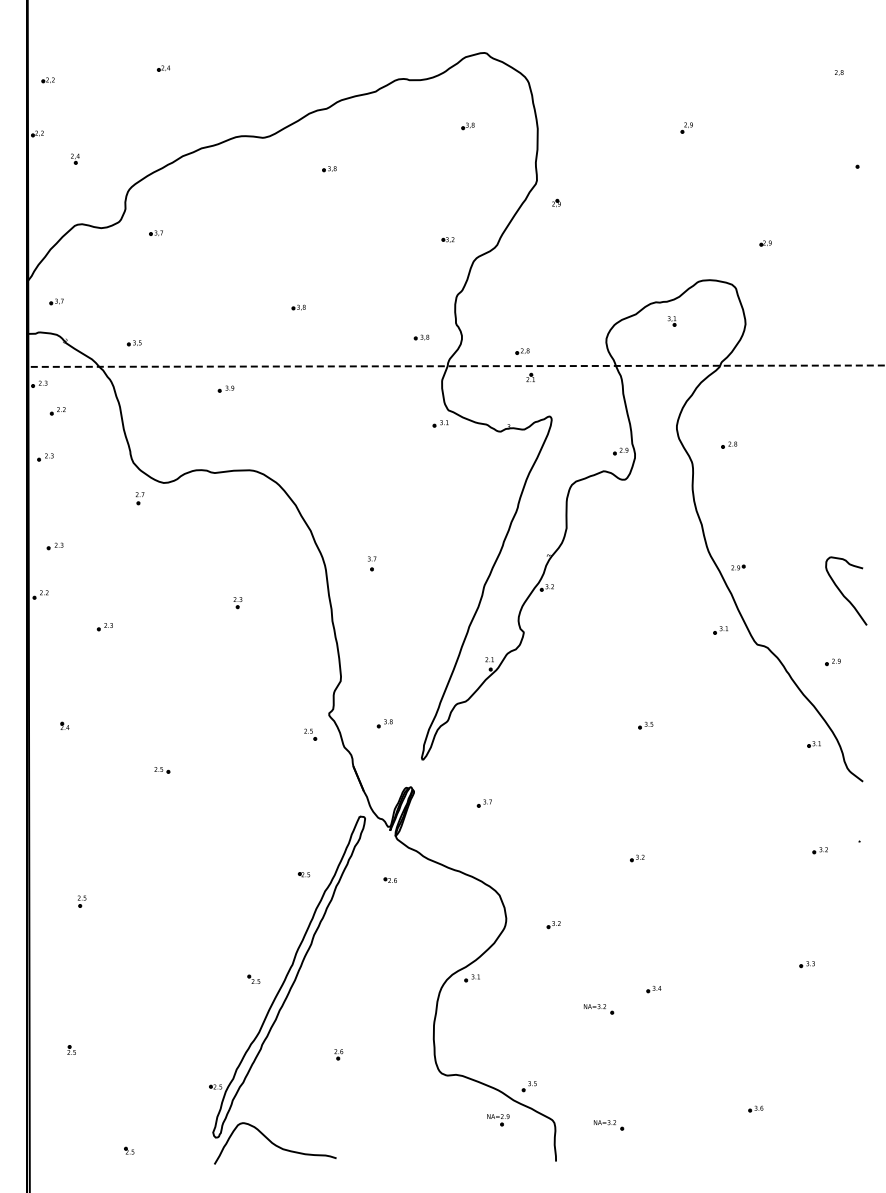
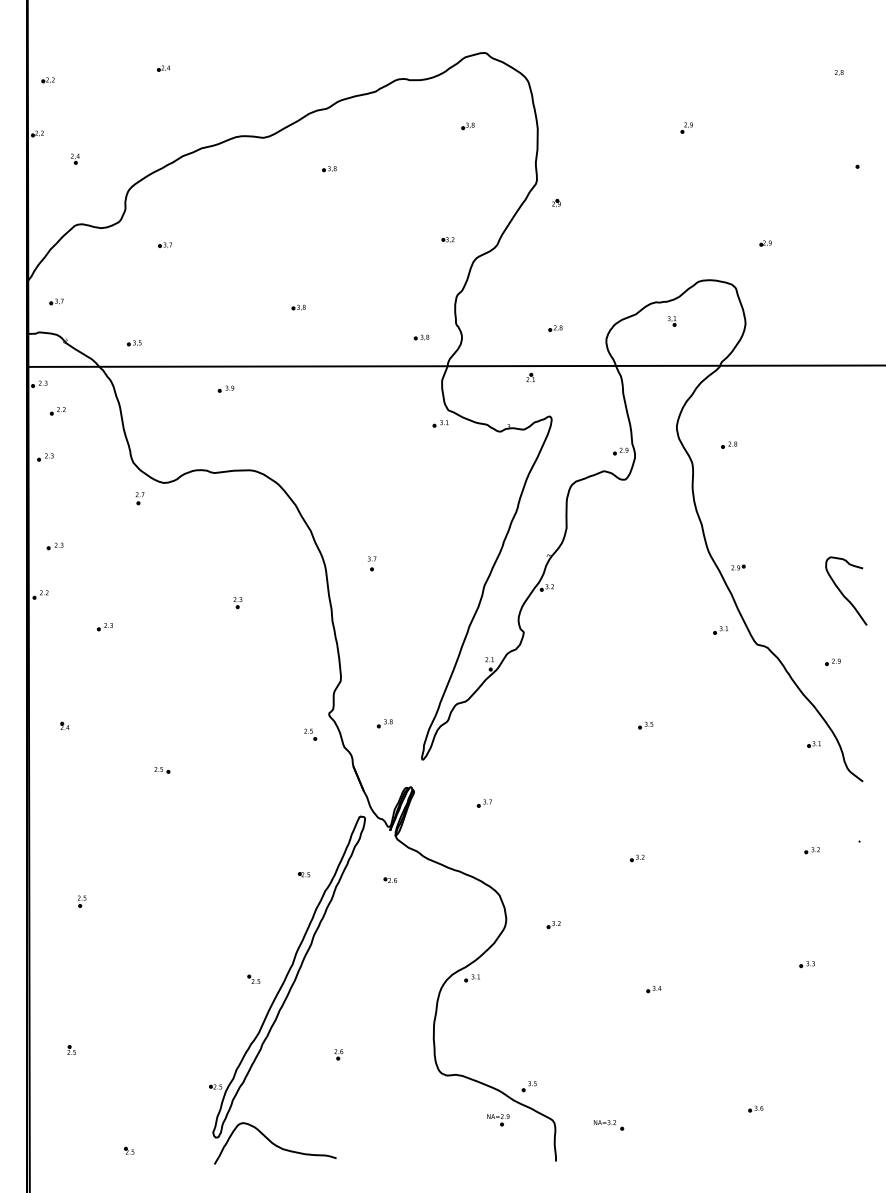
part position: (155, 232) -> (164, 244) (164, 244)
part position: (522, 351) -> (555, 328) (555, 328)
line: dashed -> solid (456, 366)
part position: (819, 850) -> (811, 850) (811, 850)
part: present -> none (598, 1009)
